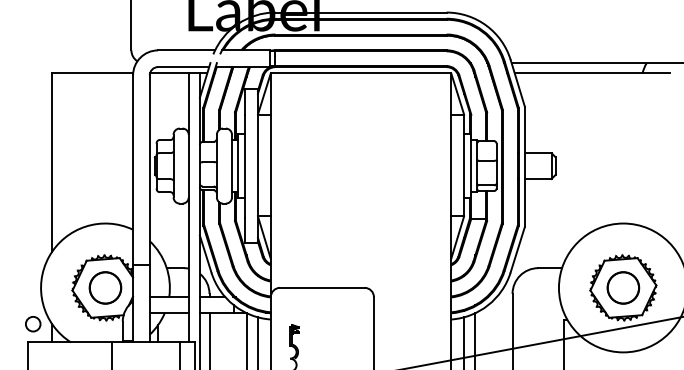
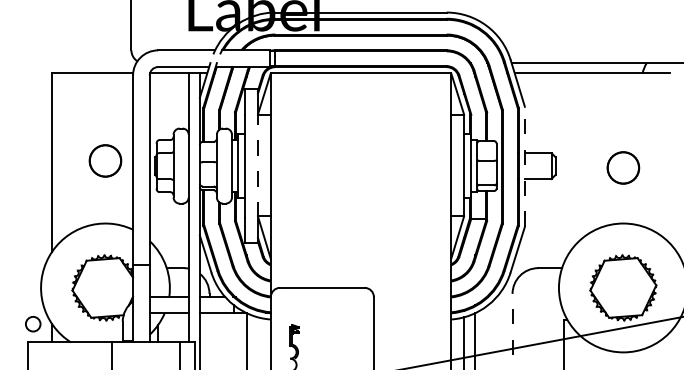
line: solid -> dashed (257, 166)
line: solid -> dashed (524, 166)
part position: (105, 287) -> (105, 160) (105, 160)
part position: (623, 287) -> (623, 167) (623, 167)
line: solid -> dashed (512, 331)
line: present -> none (209, 339)
line: present -> none (257, 341)
